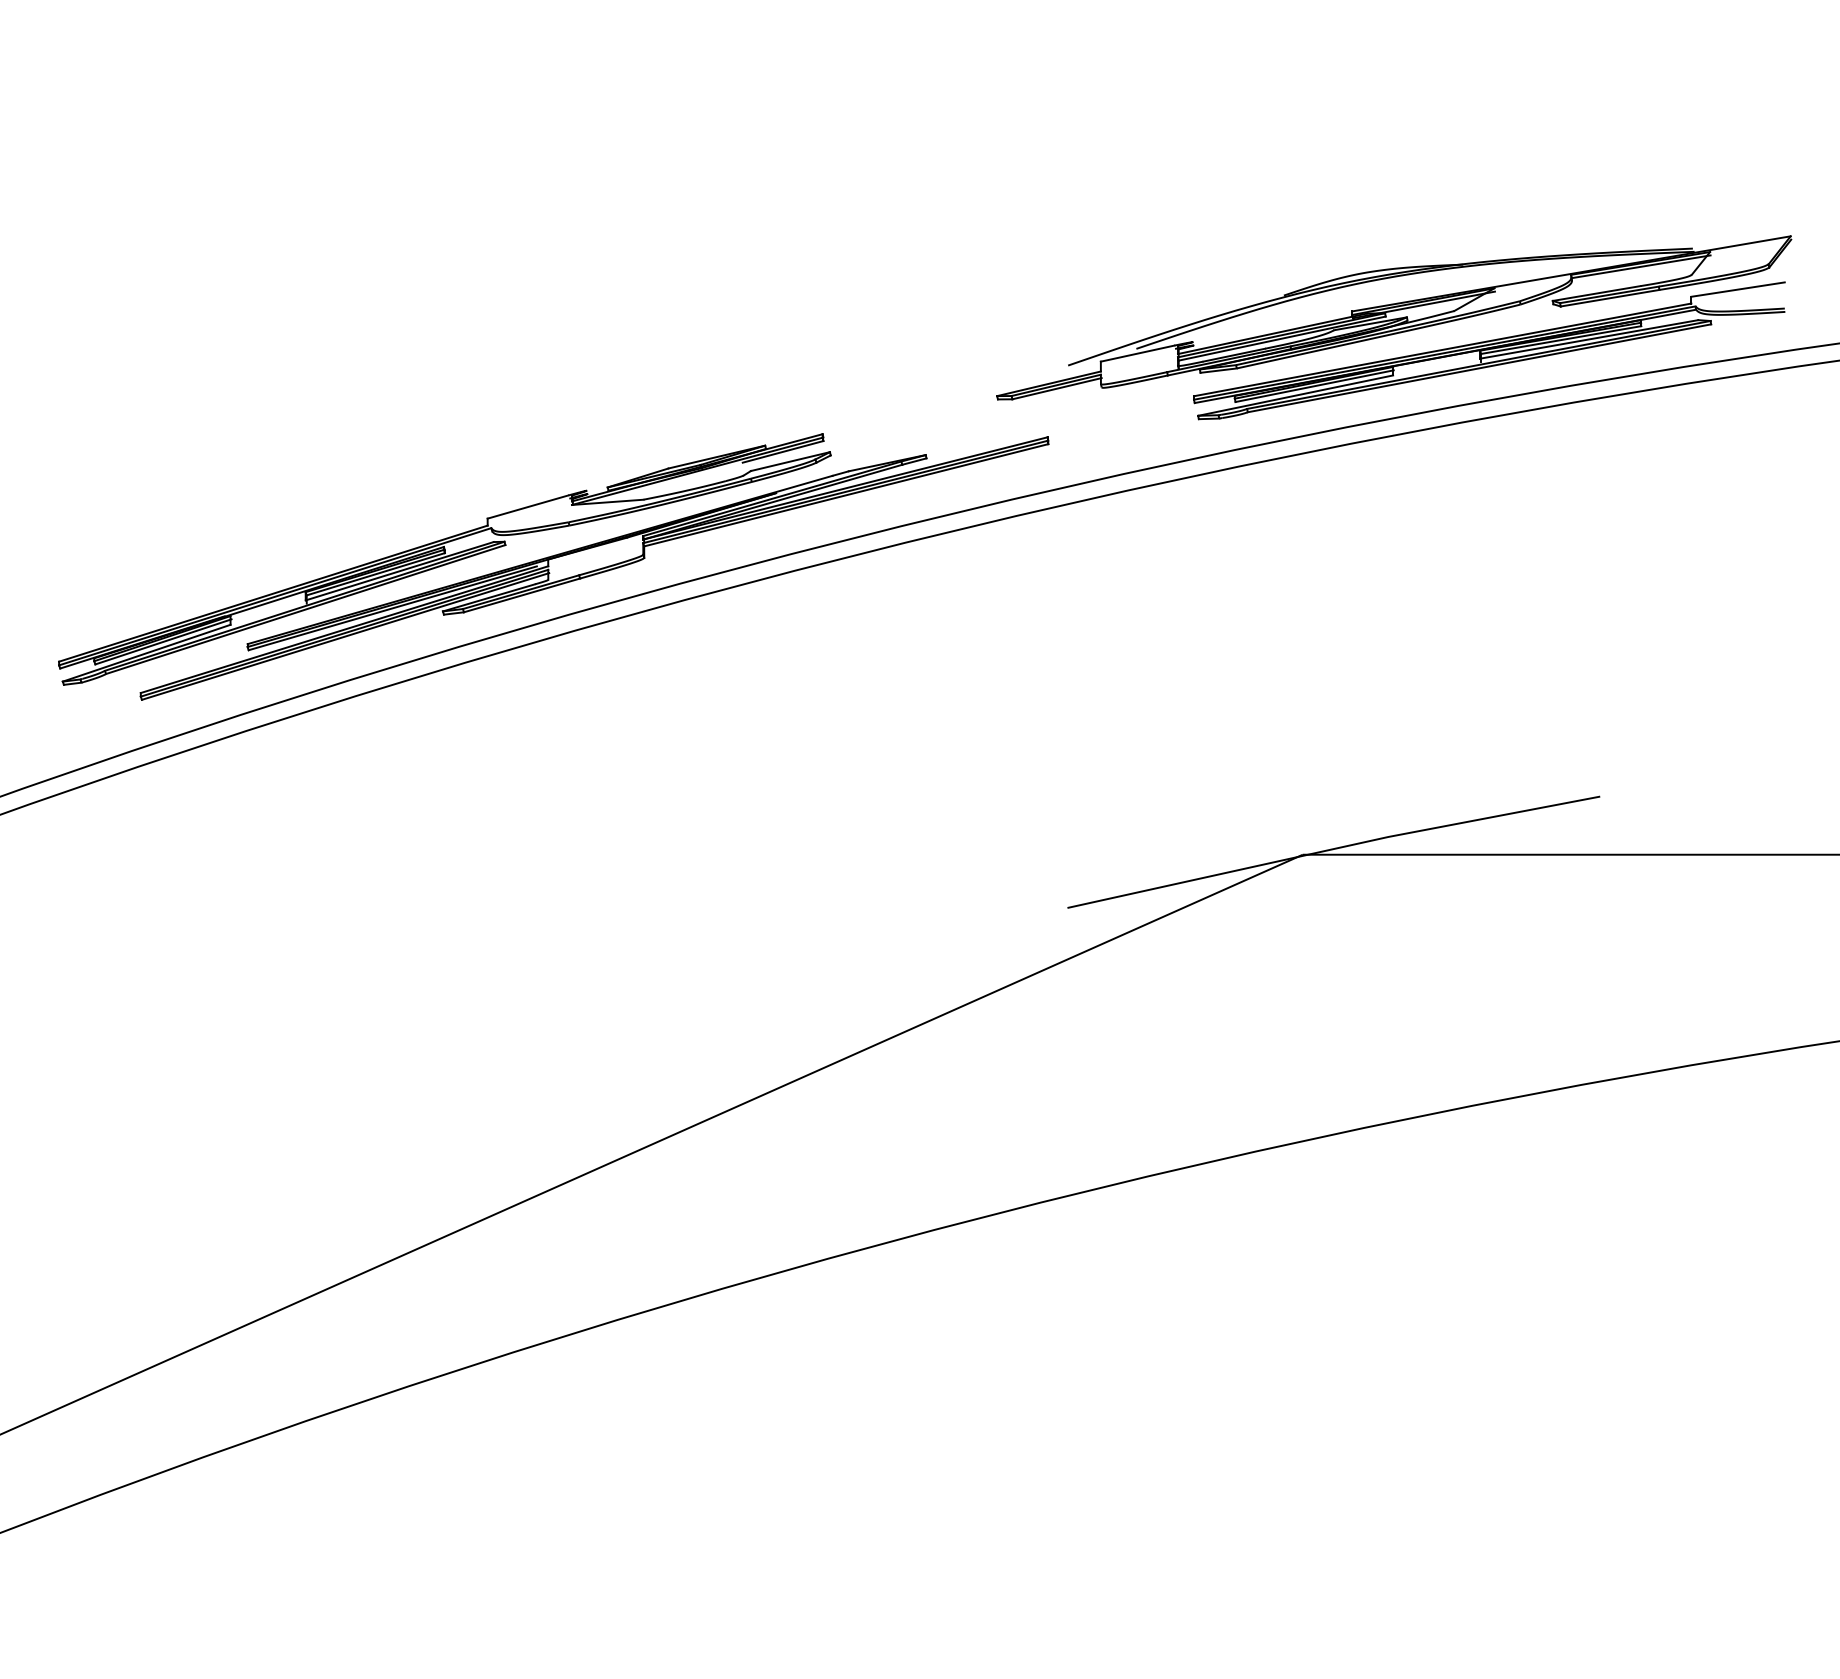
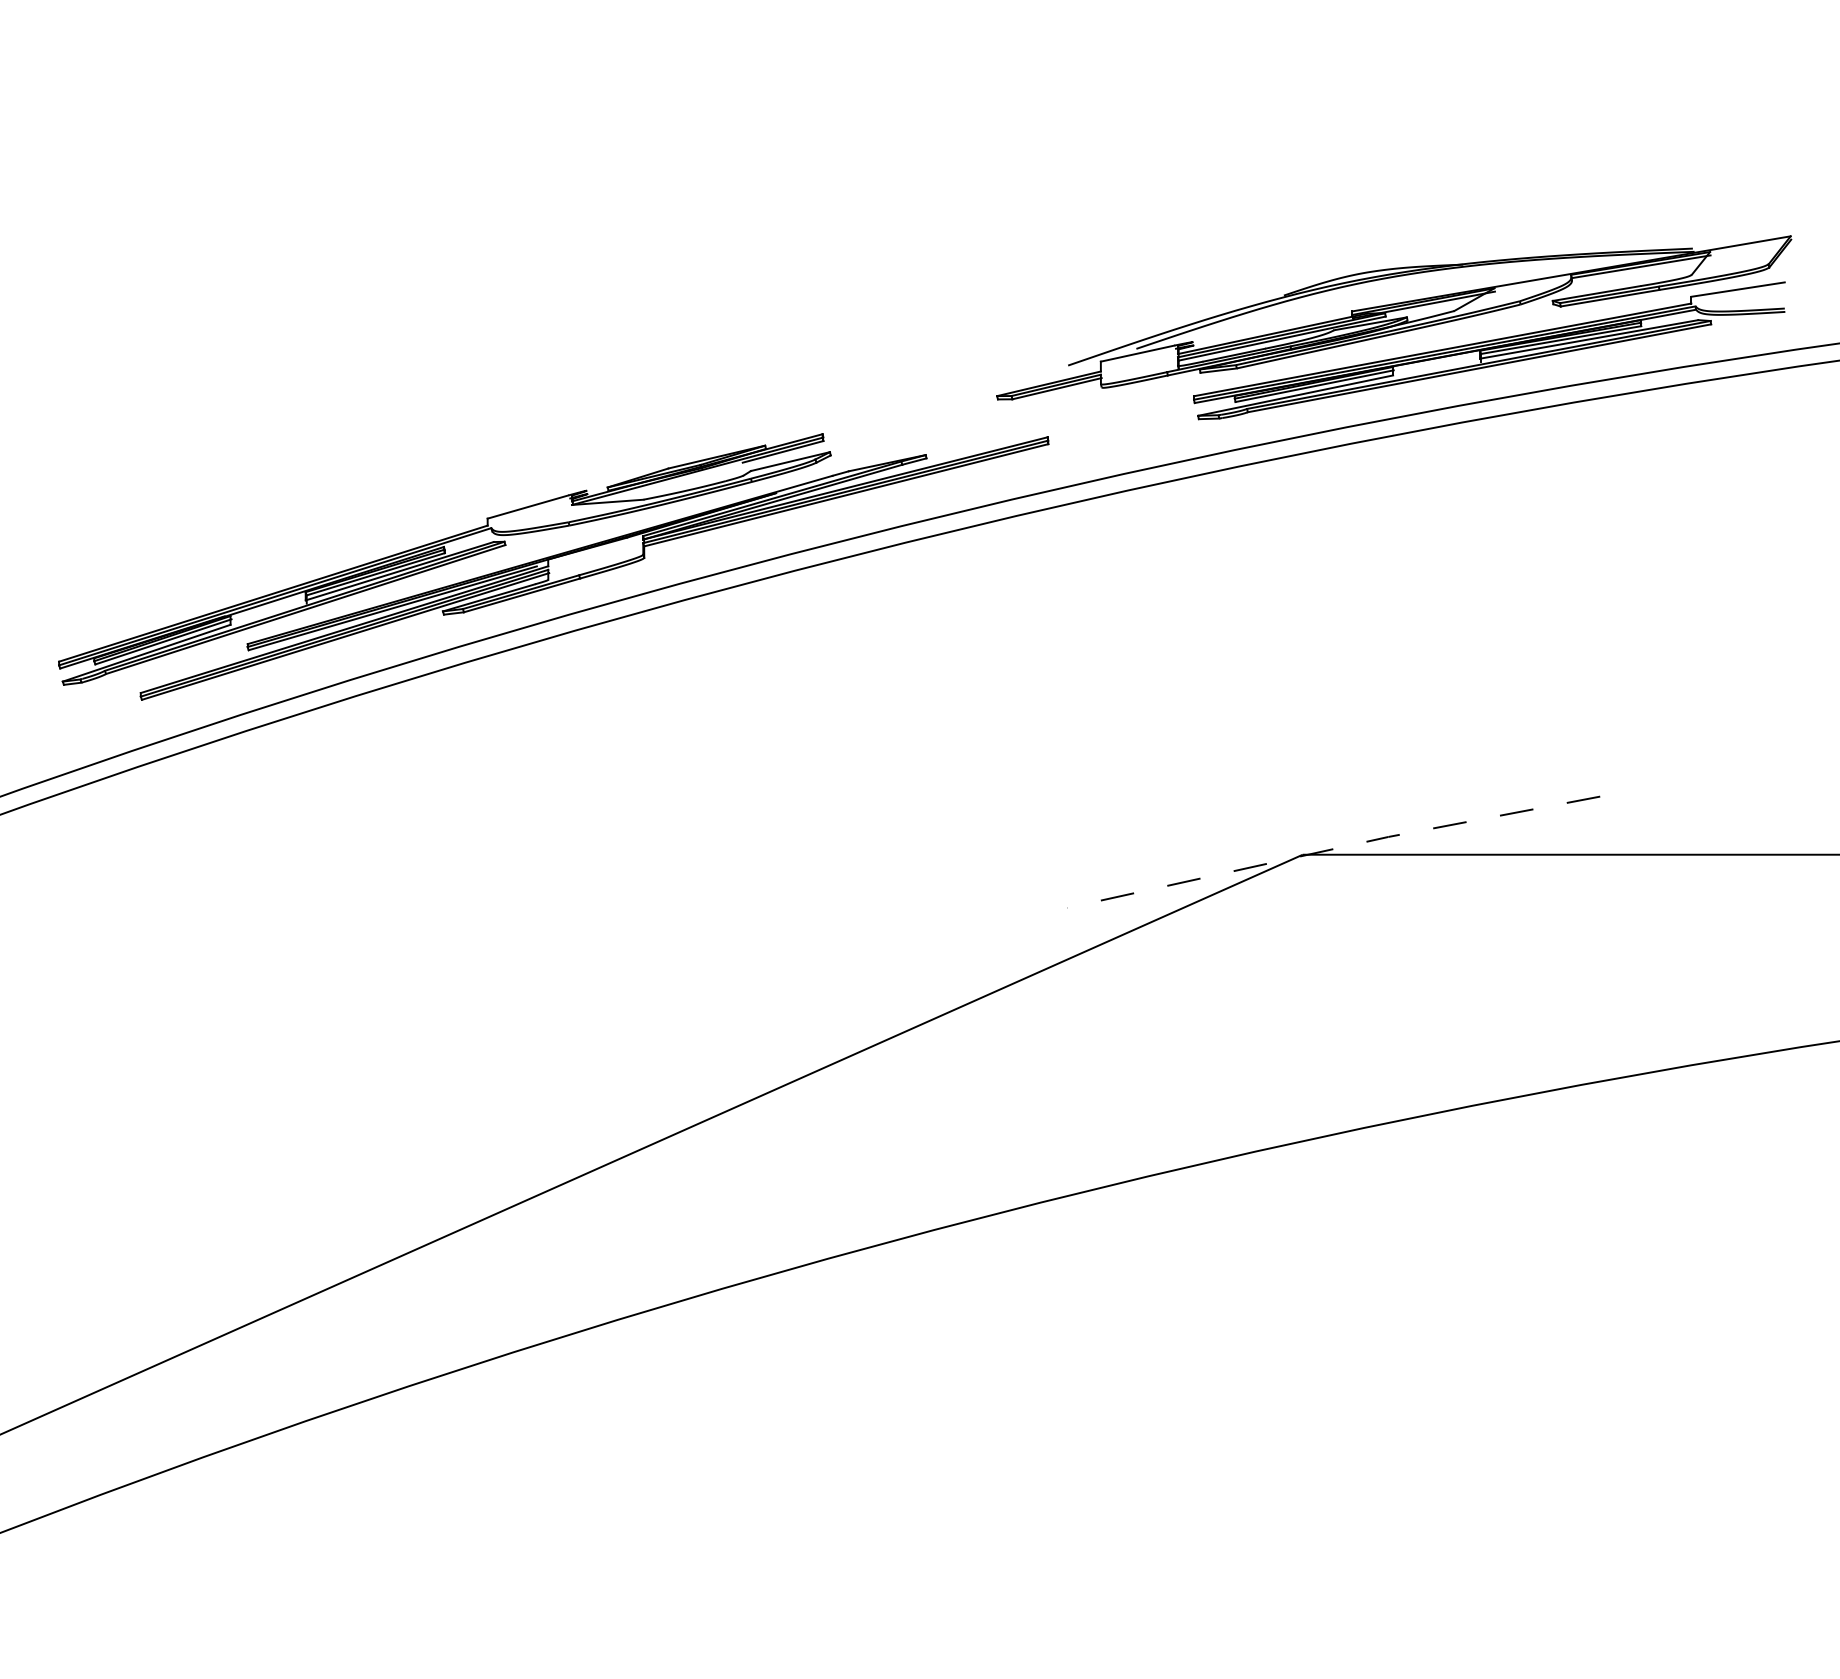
line: solid -> dashed (1333, 849)
